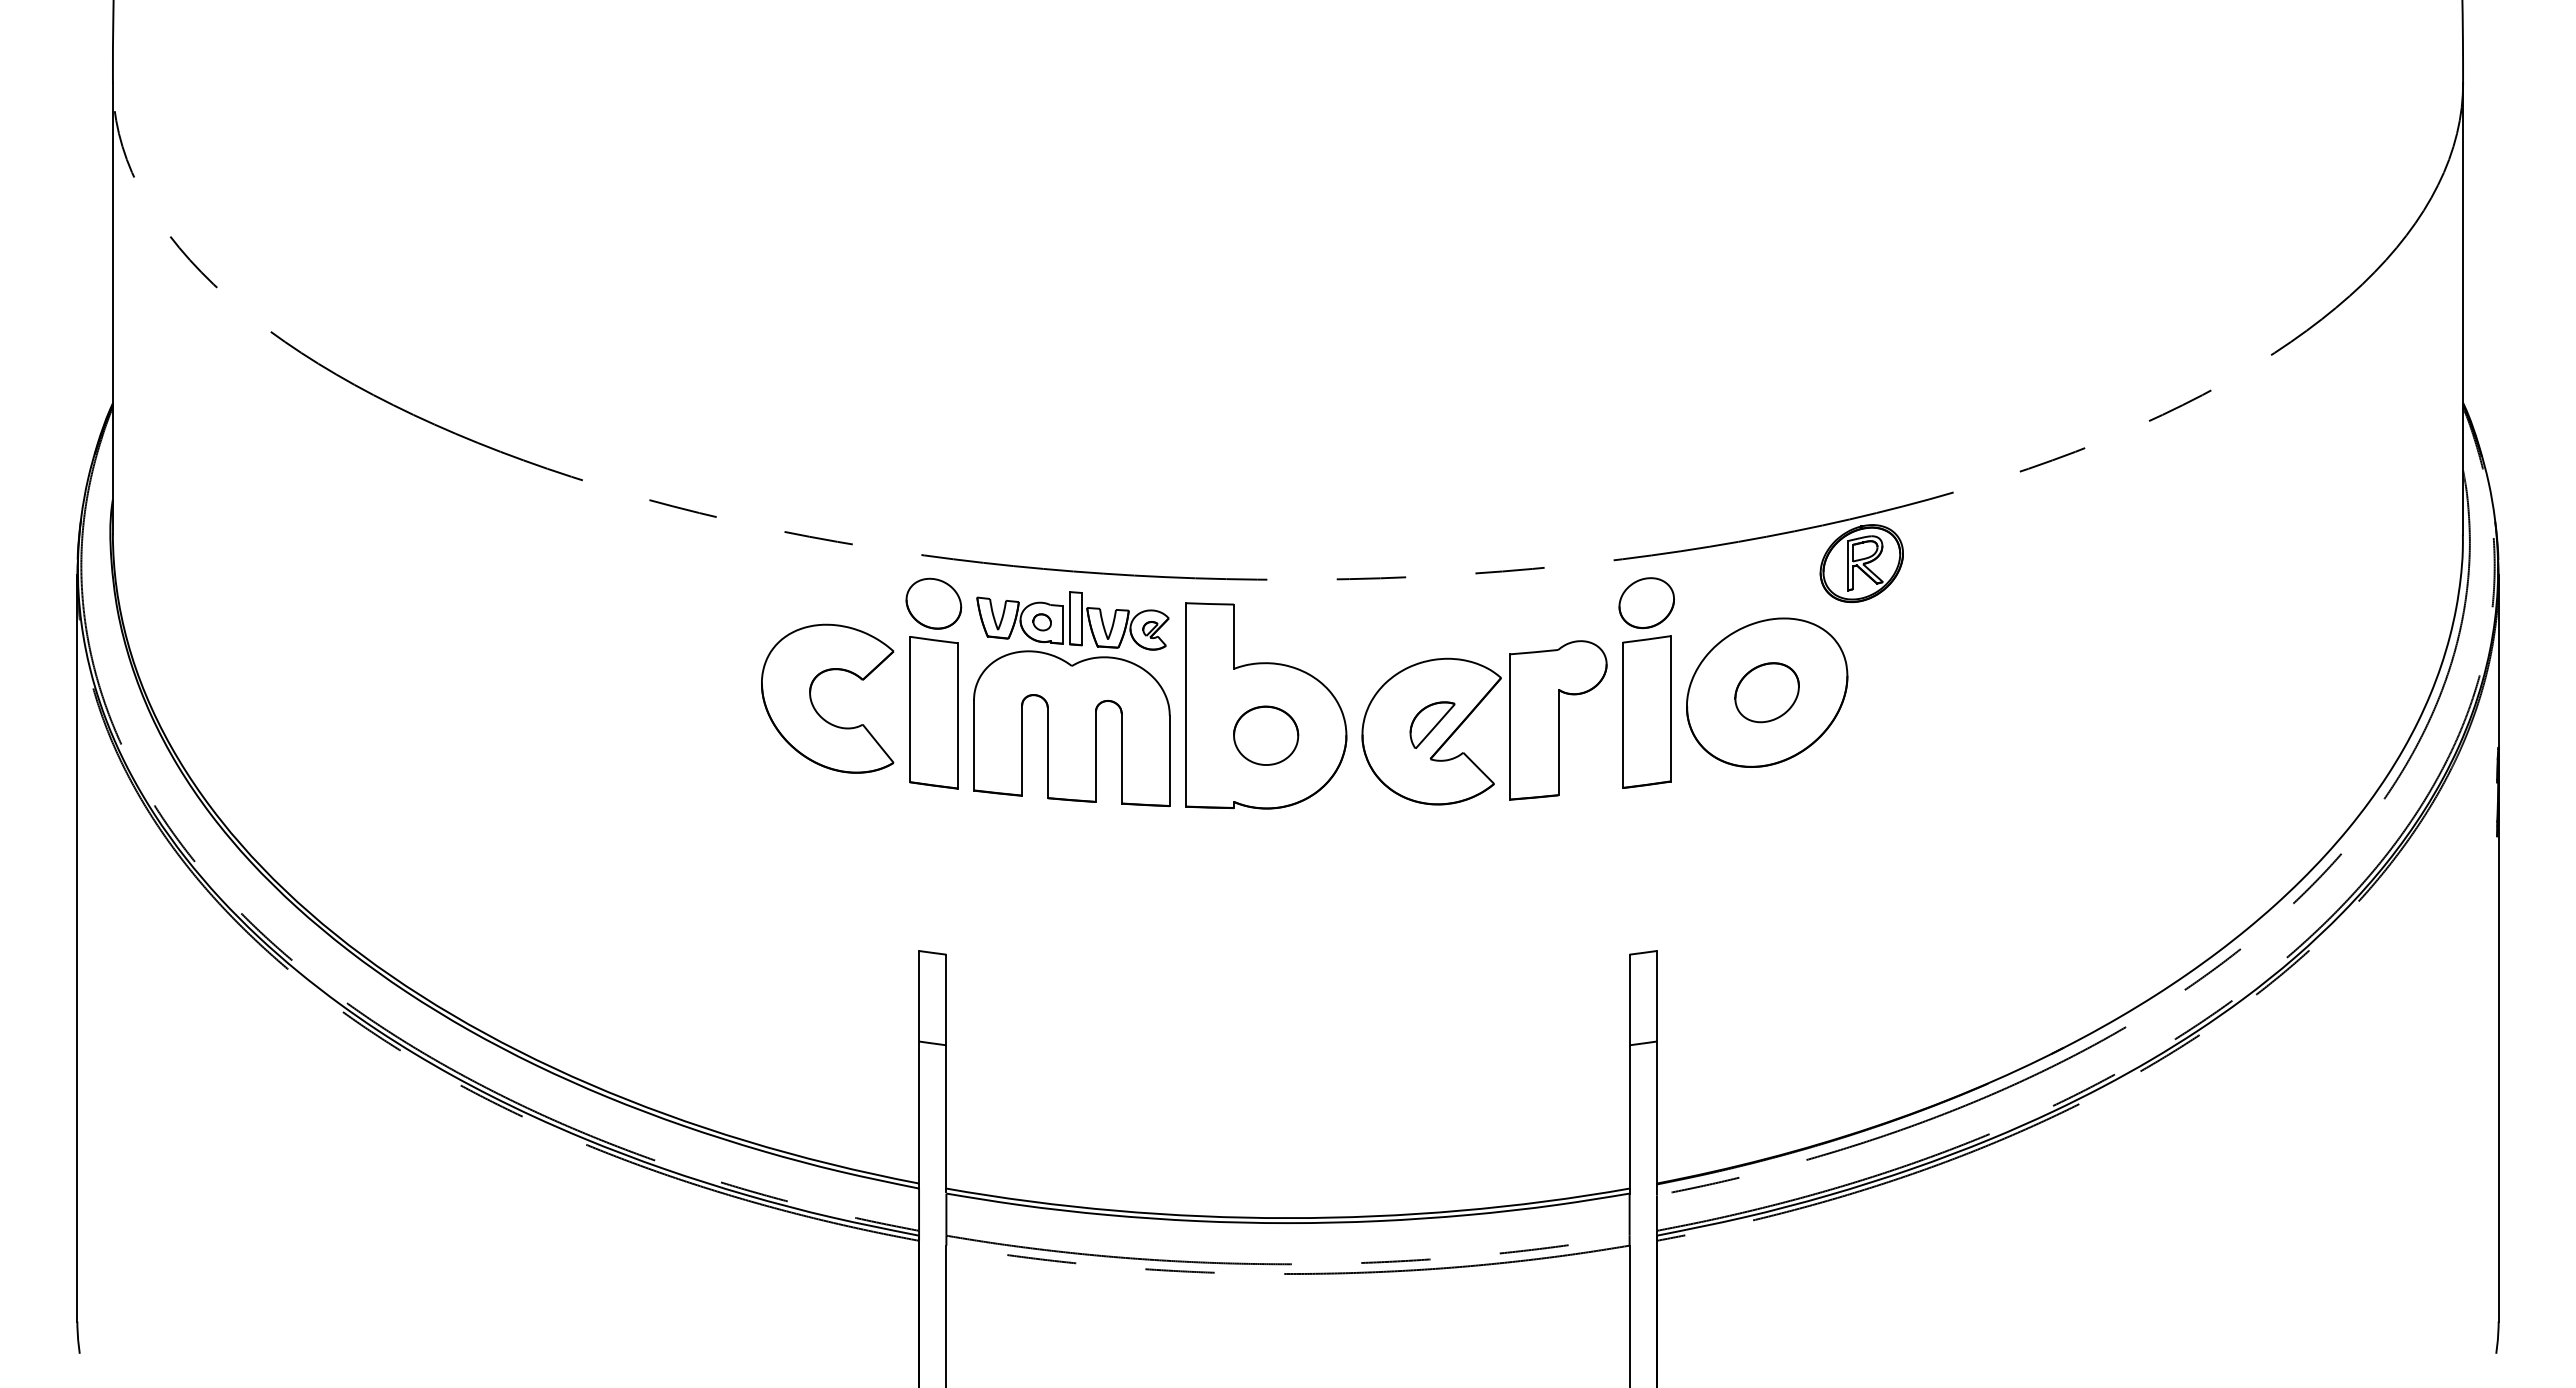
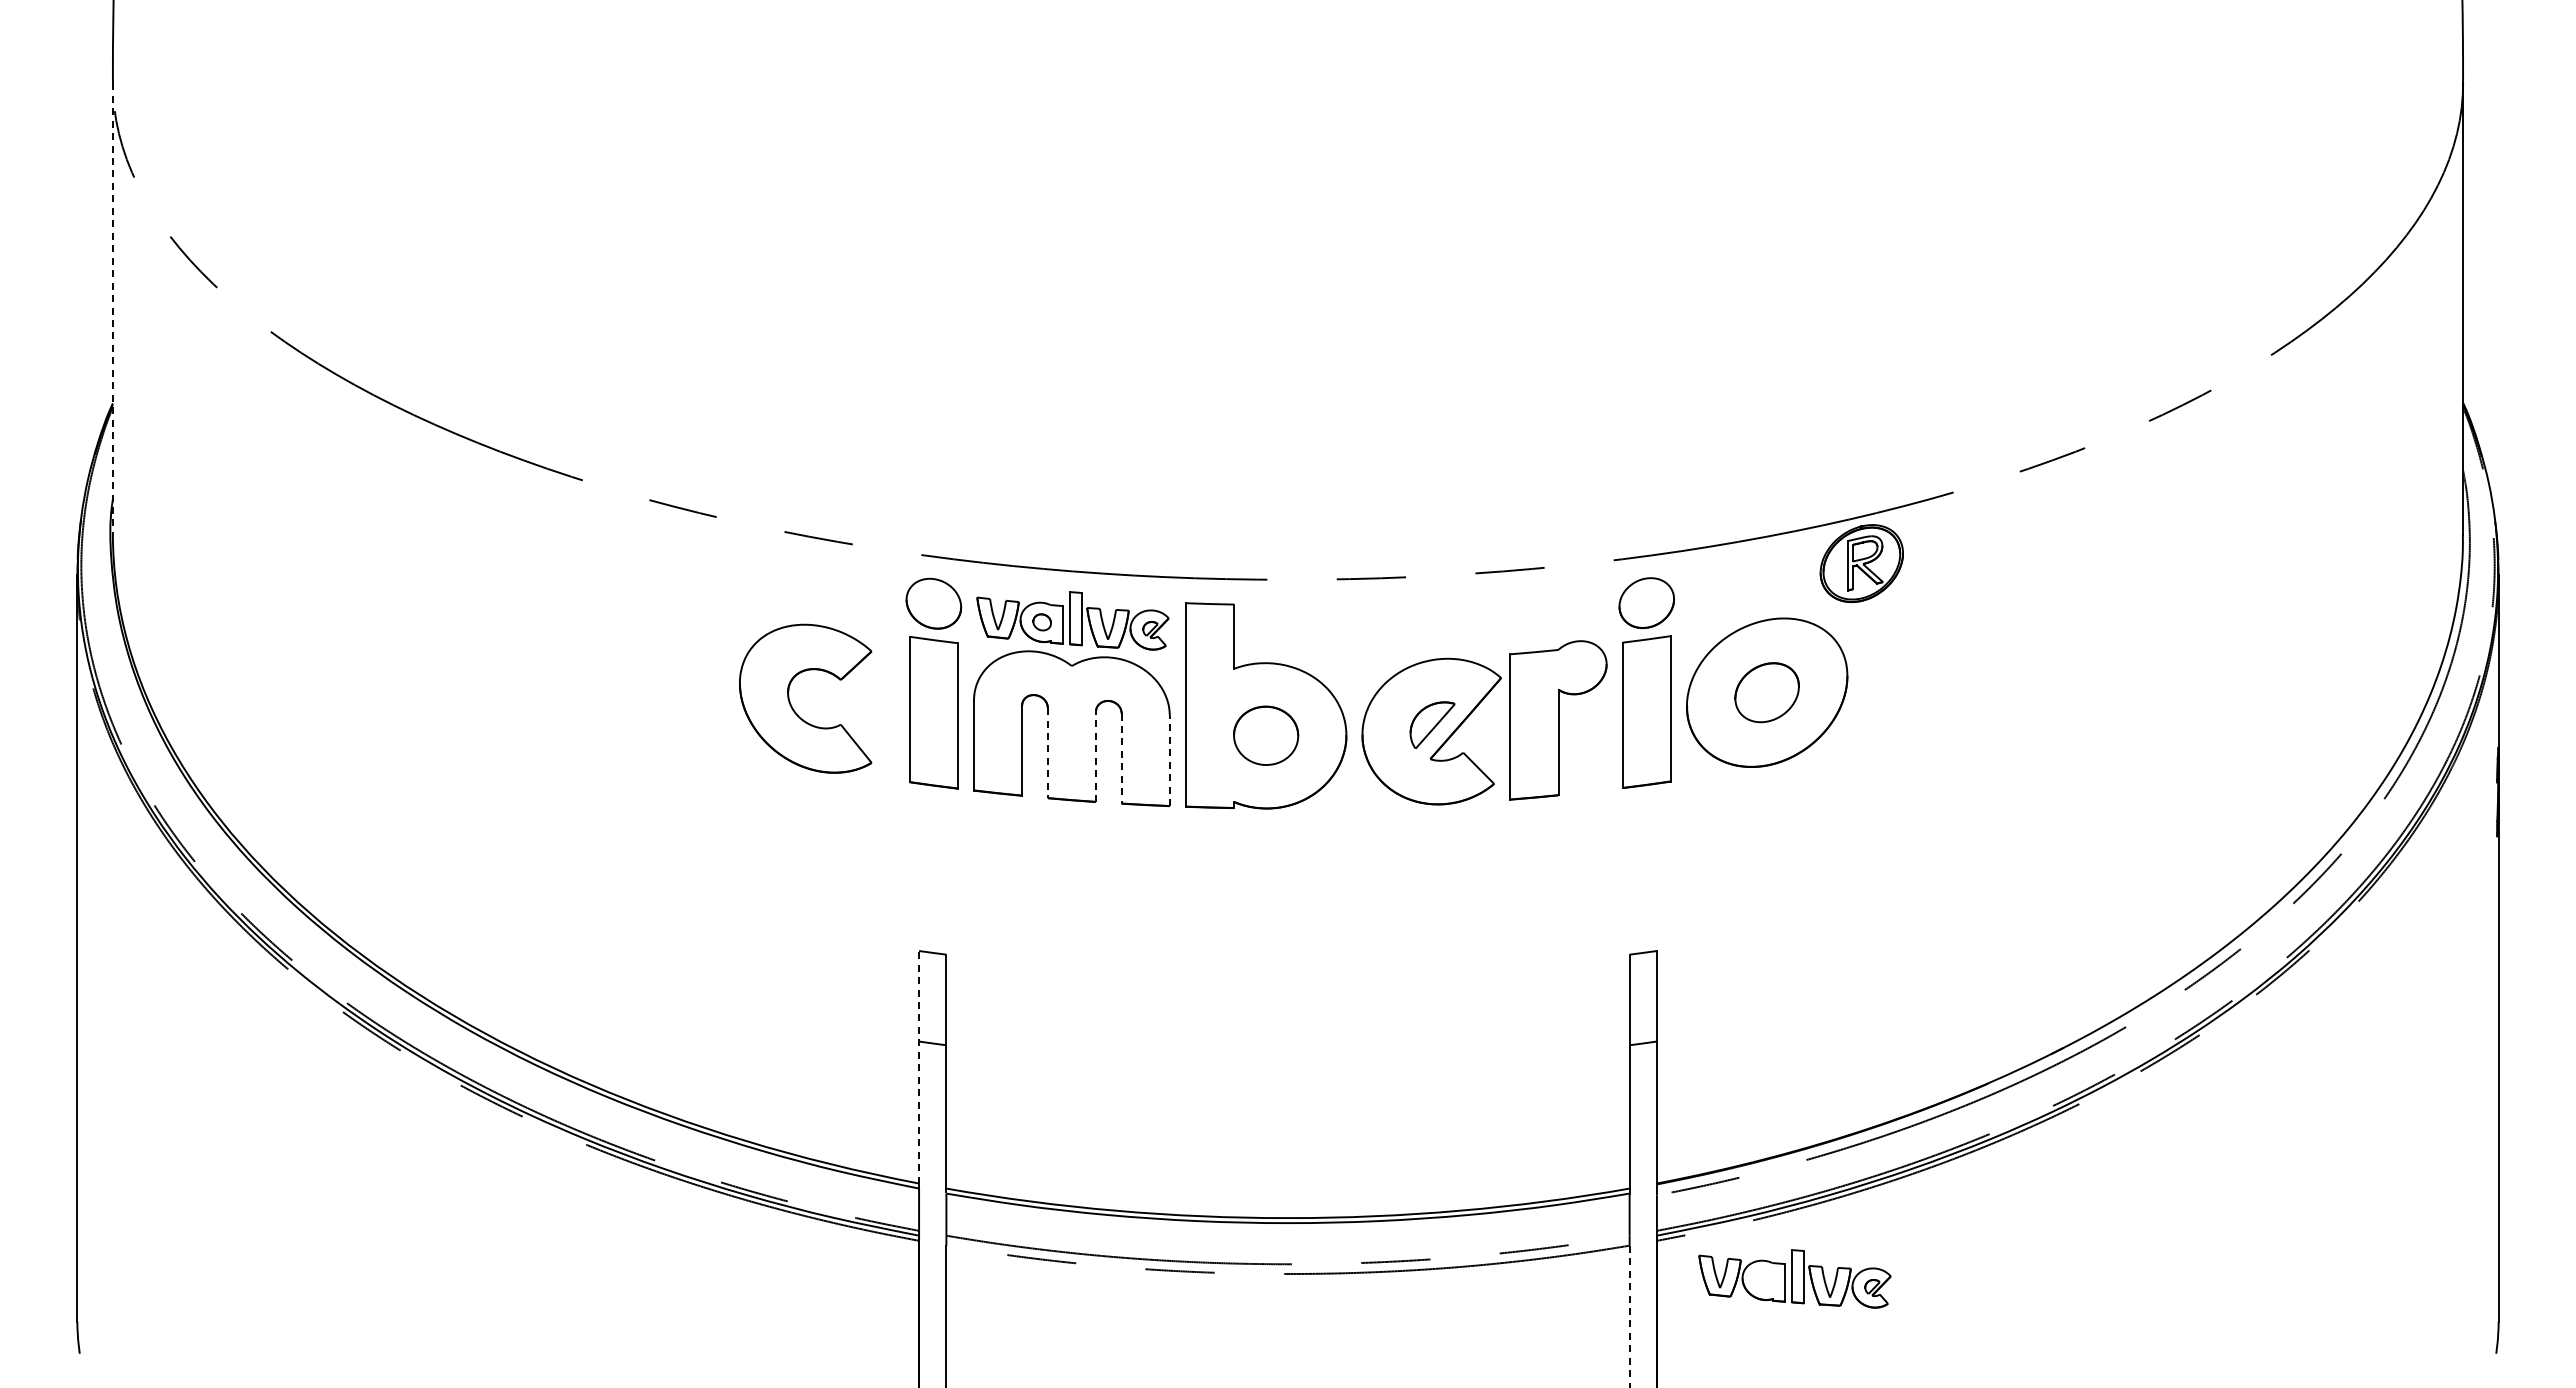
line: solid -> dashed (112, 308)
part position: (813, 704) -> (791, 704) (791, 704)
line: solid -> dashed (1047, 753)
line: solid -> dashed (1096, 756)
line: solid -> dashed (1121, 759)
line: solid -> dashed (1169, 760)
line: solid -> dashed (919, 1066)
part: none -> present (1794, 1278)
line: solid -> dashed (1629, 1316)
